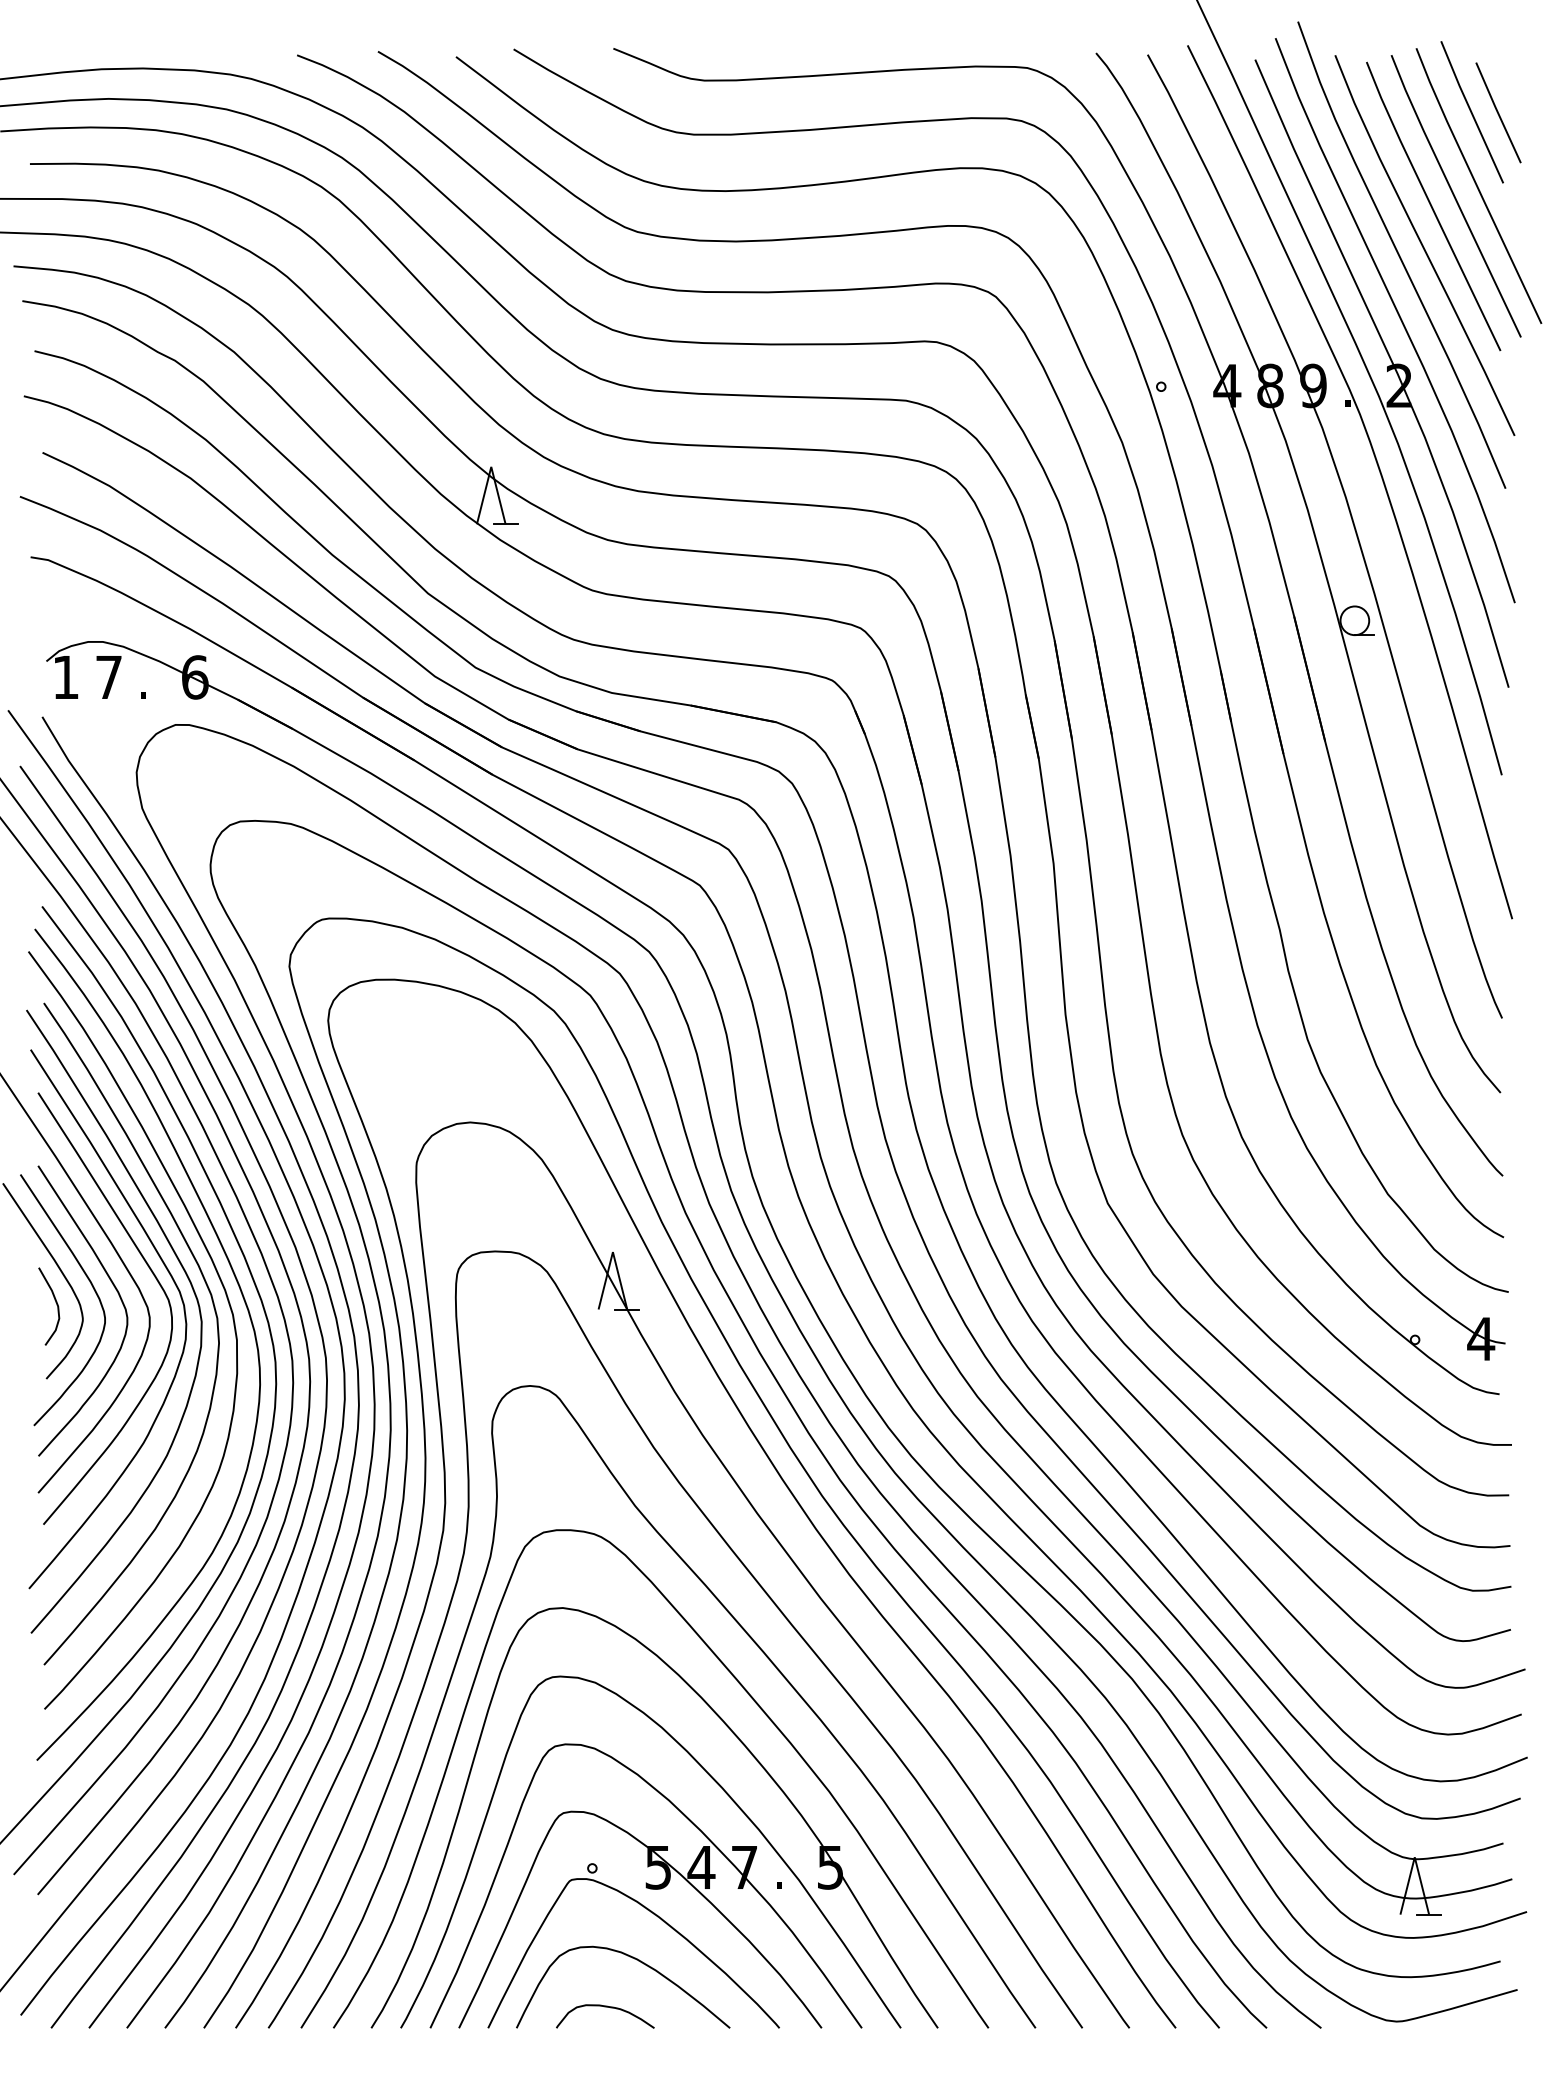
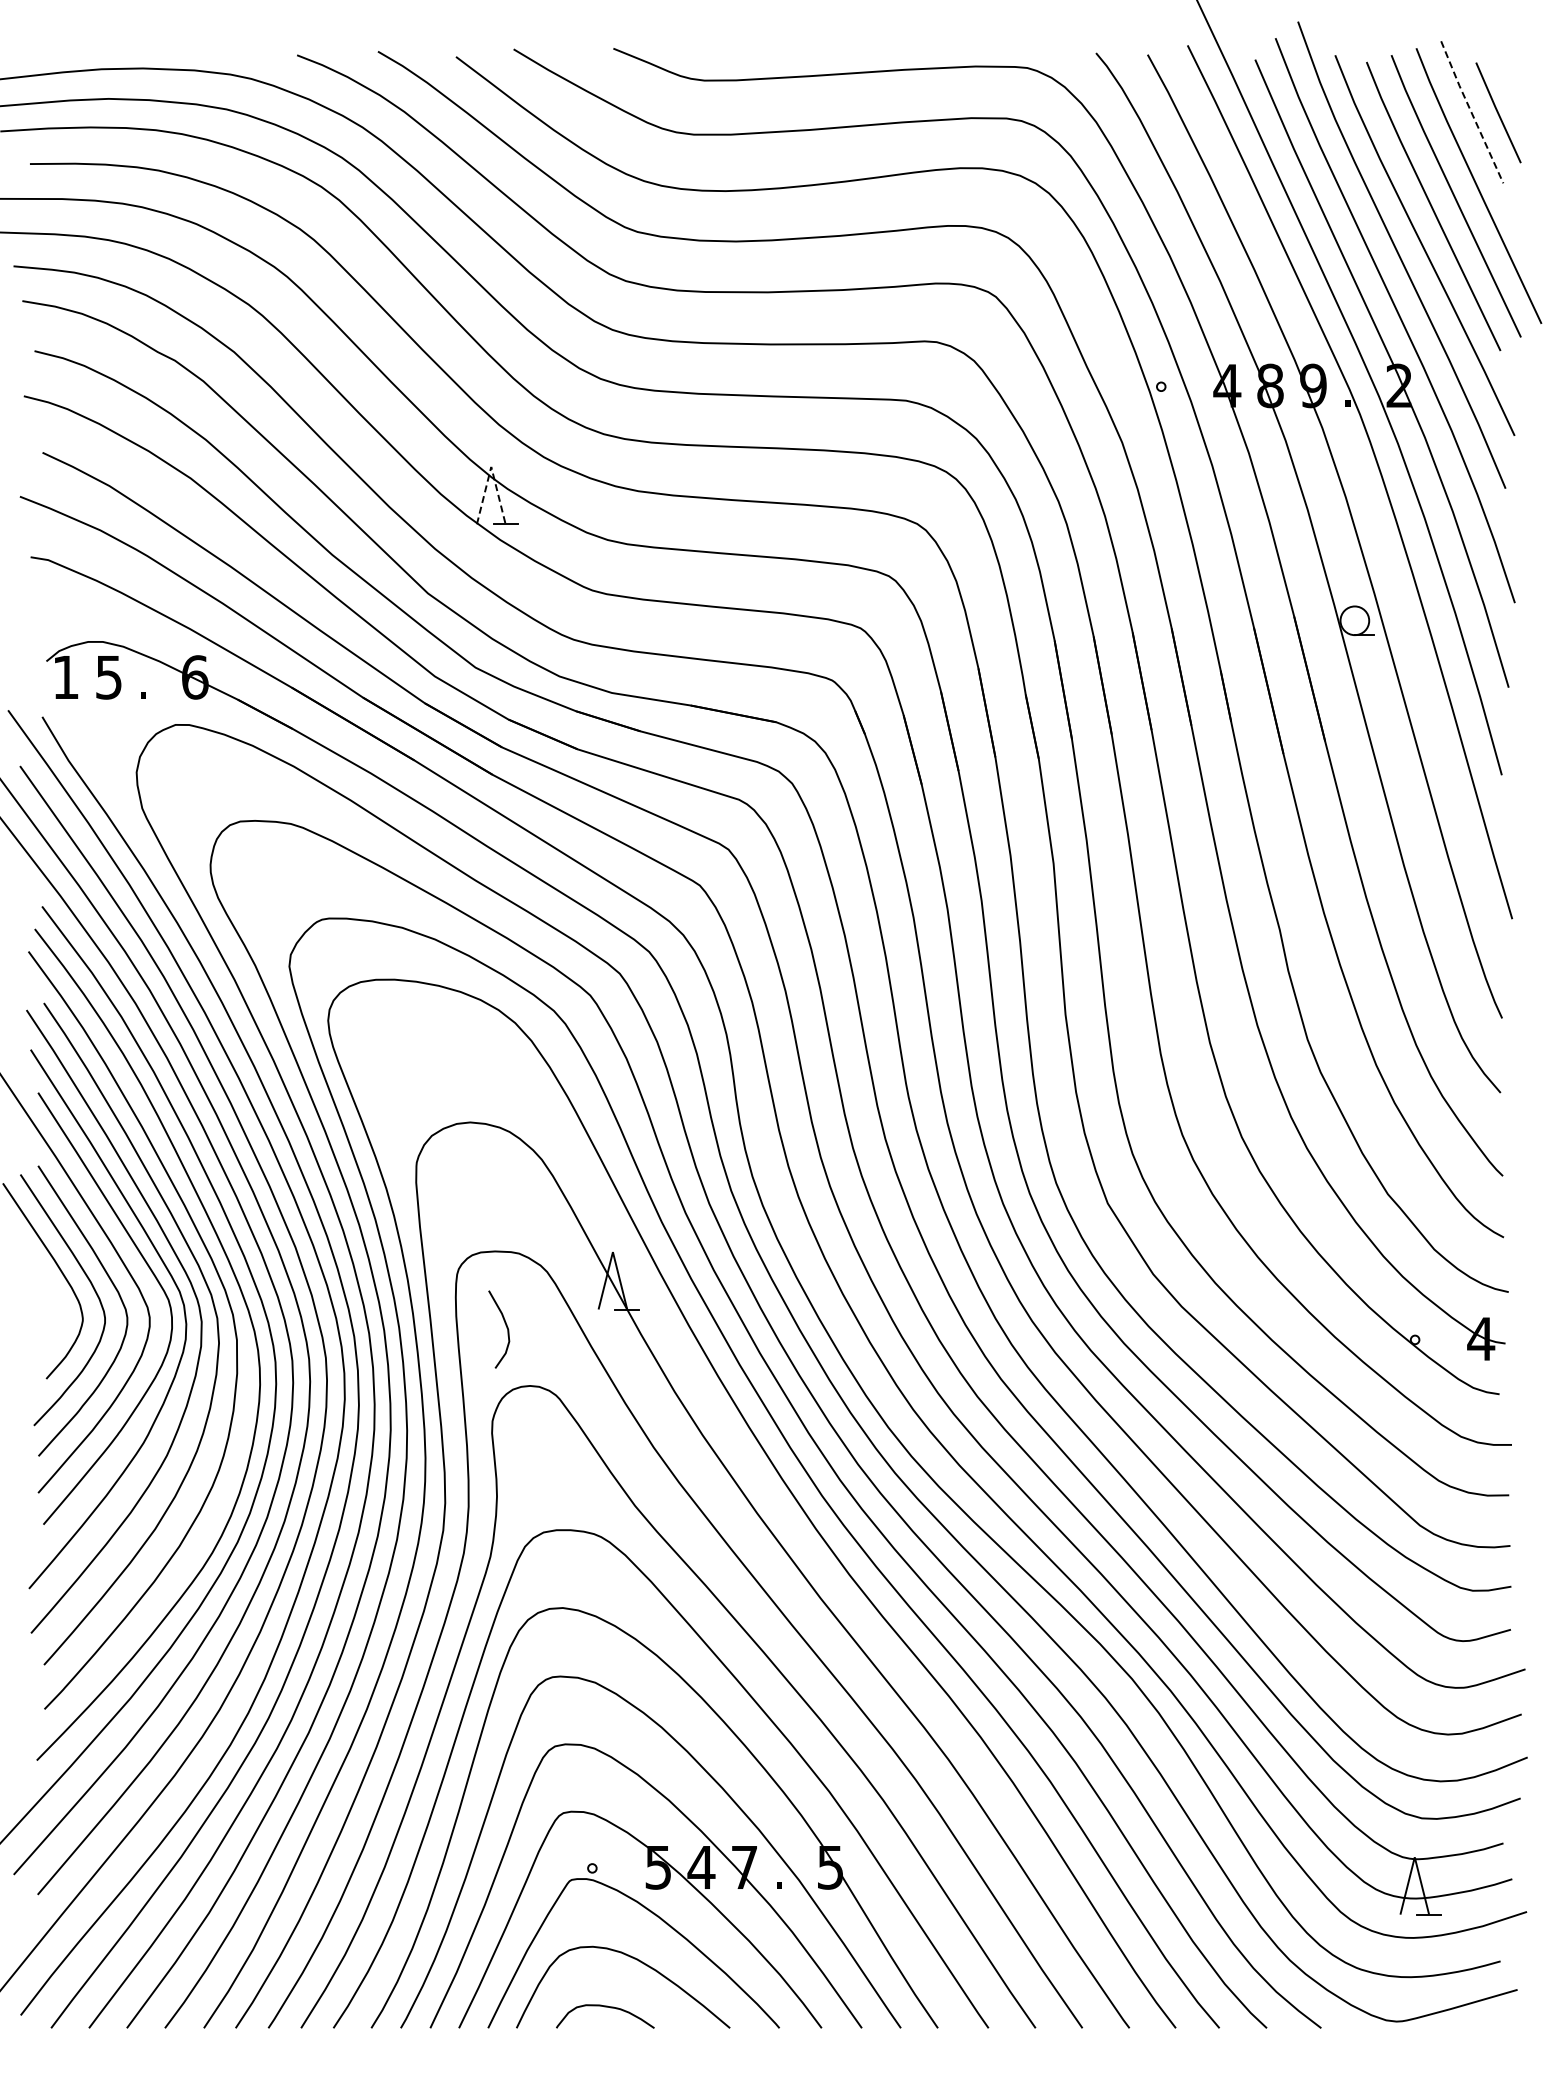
line: solid -> dashed (1471, 112)
line: solid -> dashed (491, 466)
text: 7 -> 5 (108, 677)
curve position: (56, 1305) -> (506, 1328) (506, 1328)
